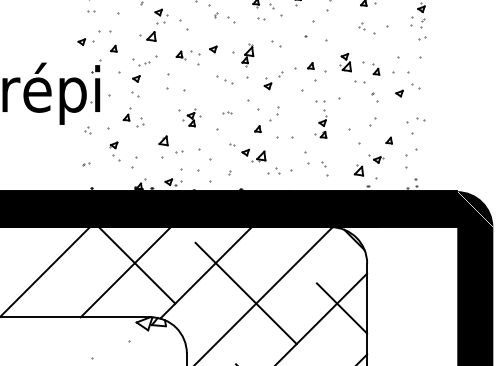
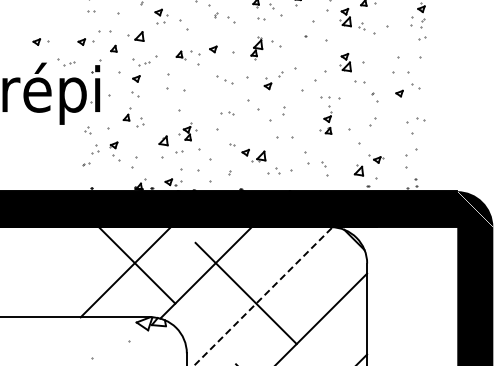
part: none -> present (345, 17)
part position: (147, 36) -> (135, 36) (135, 36)
part: none -> present (40, 41)
part position: (247, 55) -> (256, 48) (256, 48)
part: none -> present (66, 62)
part: present -> none (310, 65)
part: present -> none (376, 69)
part position: (277, 110) -> (283, 110) (283, 110)
part size: 11x4 px -> 15x5 px (227, 113)
part position: (191, 117) -> (187, 131) (187, 131)
part position: (320, 119) -> (325, 115) (325, 115)
part: present -> none (257, 129)
part: present -> none (388, 140)
part: none -> present (95, 149)
line: present -> none (45, 270)
line: solid -> dashed (263, 296)
line: present -> none (341, 308)
